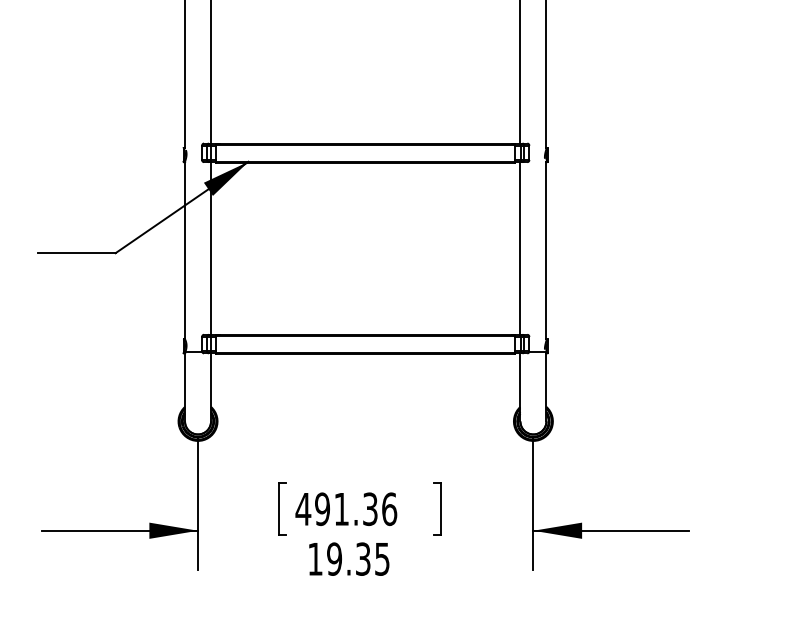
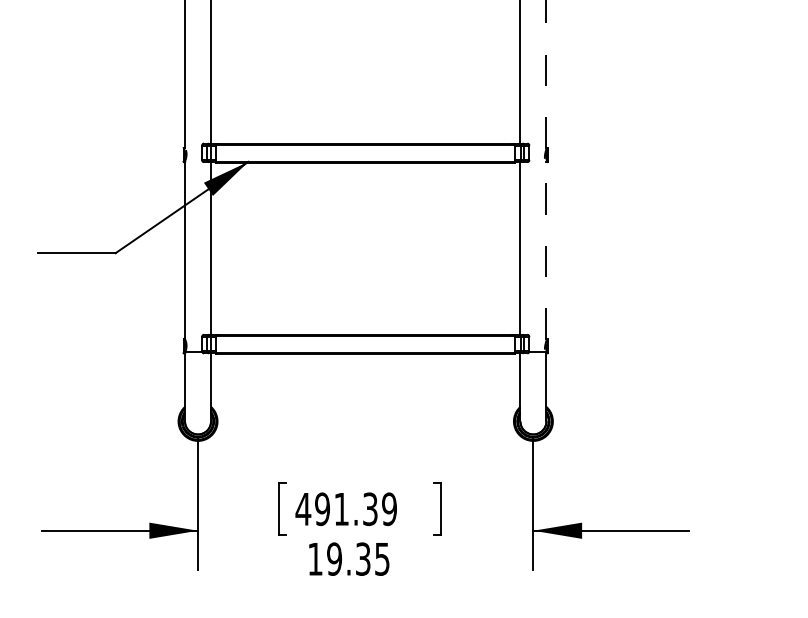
line: solid -> dashed (546, 74)
line: solid -> dashed (546, 250)
text: 491.36 -> 491.39 (389, 509)
